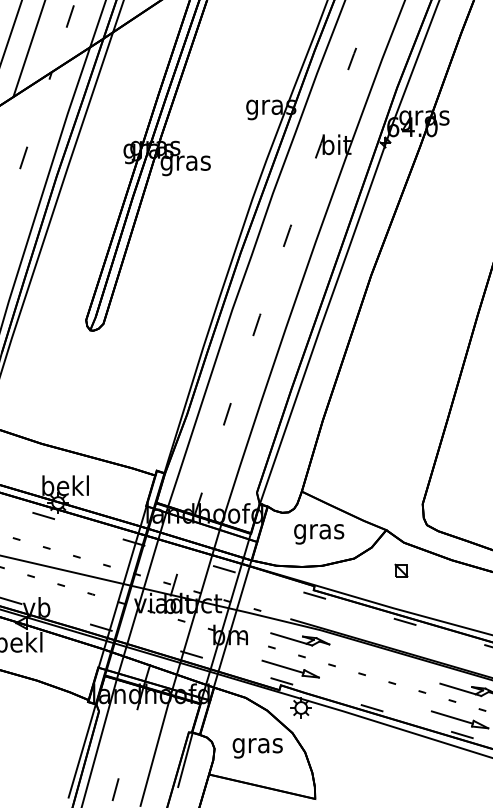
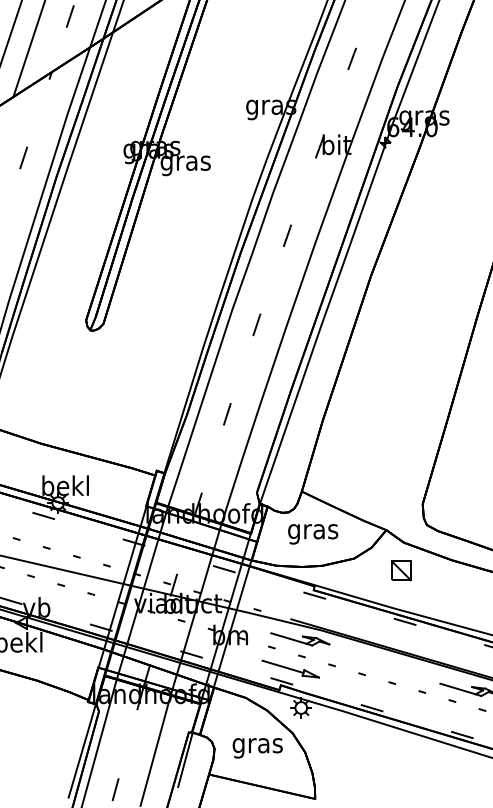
text position: (319, 534) -> (313, 534) (313, 534)
part size: 15x15 px -> 22x22 px (400, 570)
part: present -> none (459, 719)
